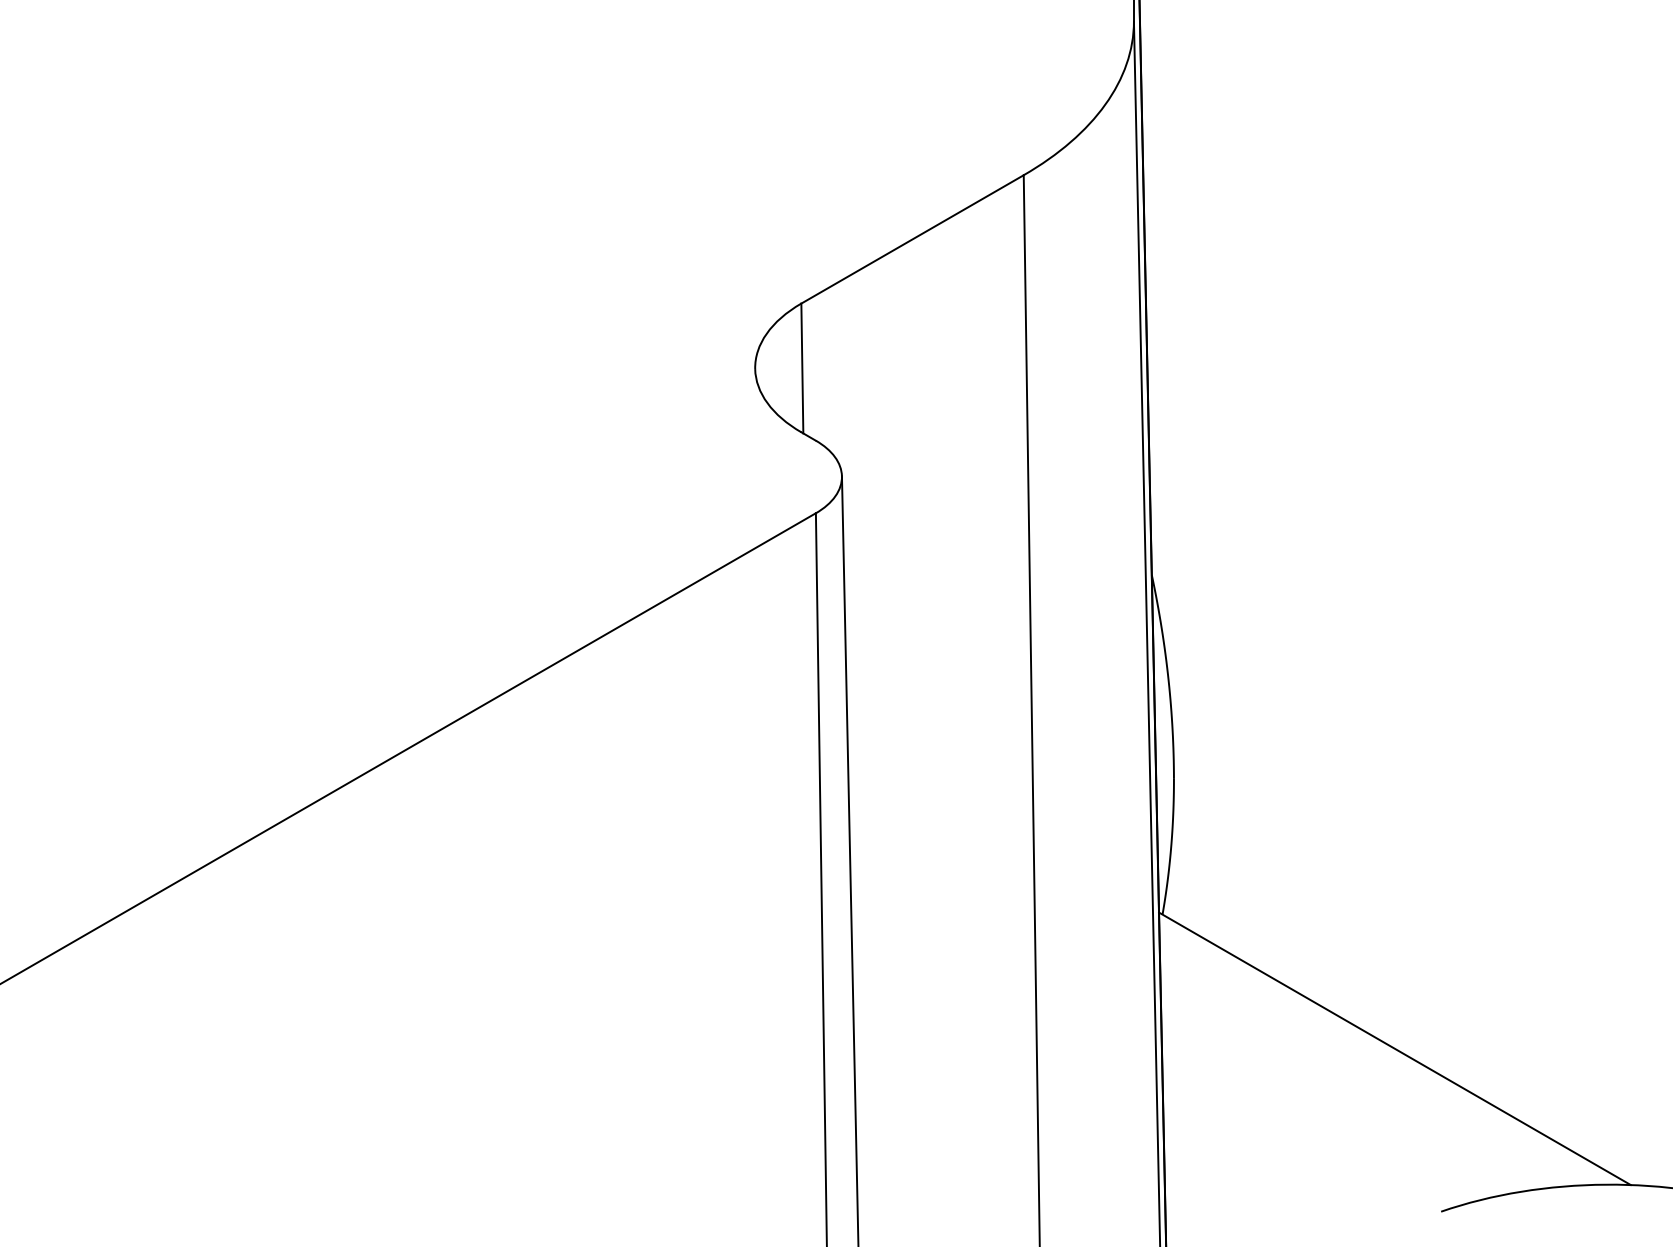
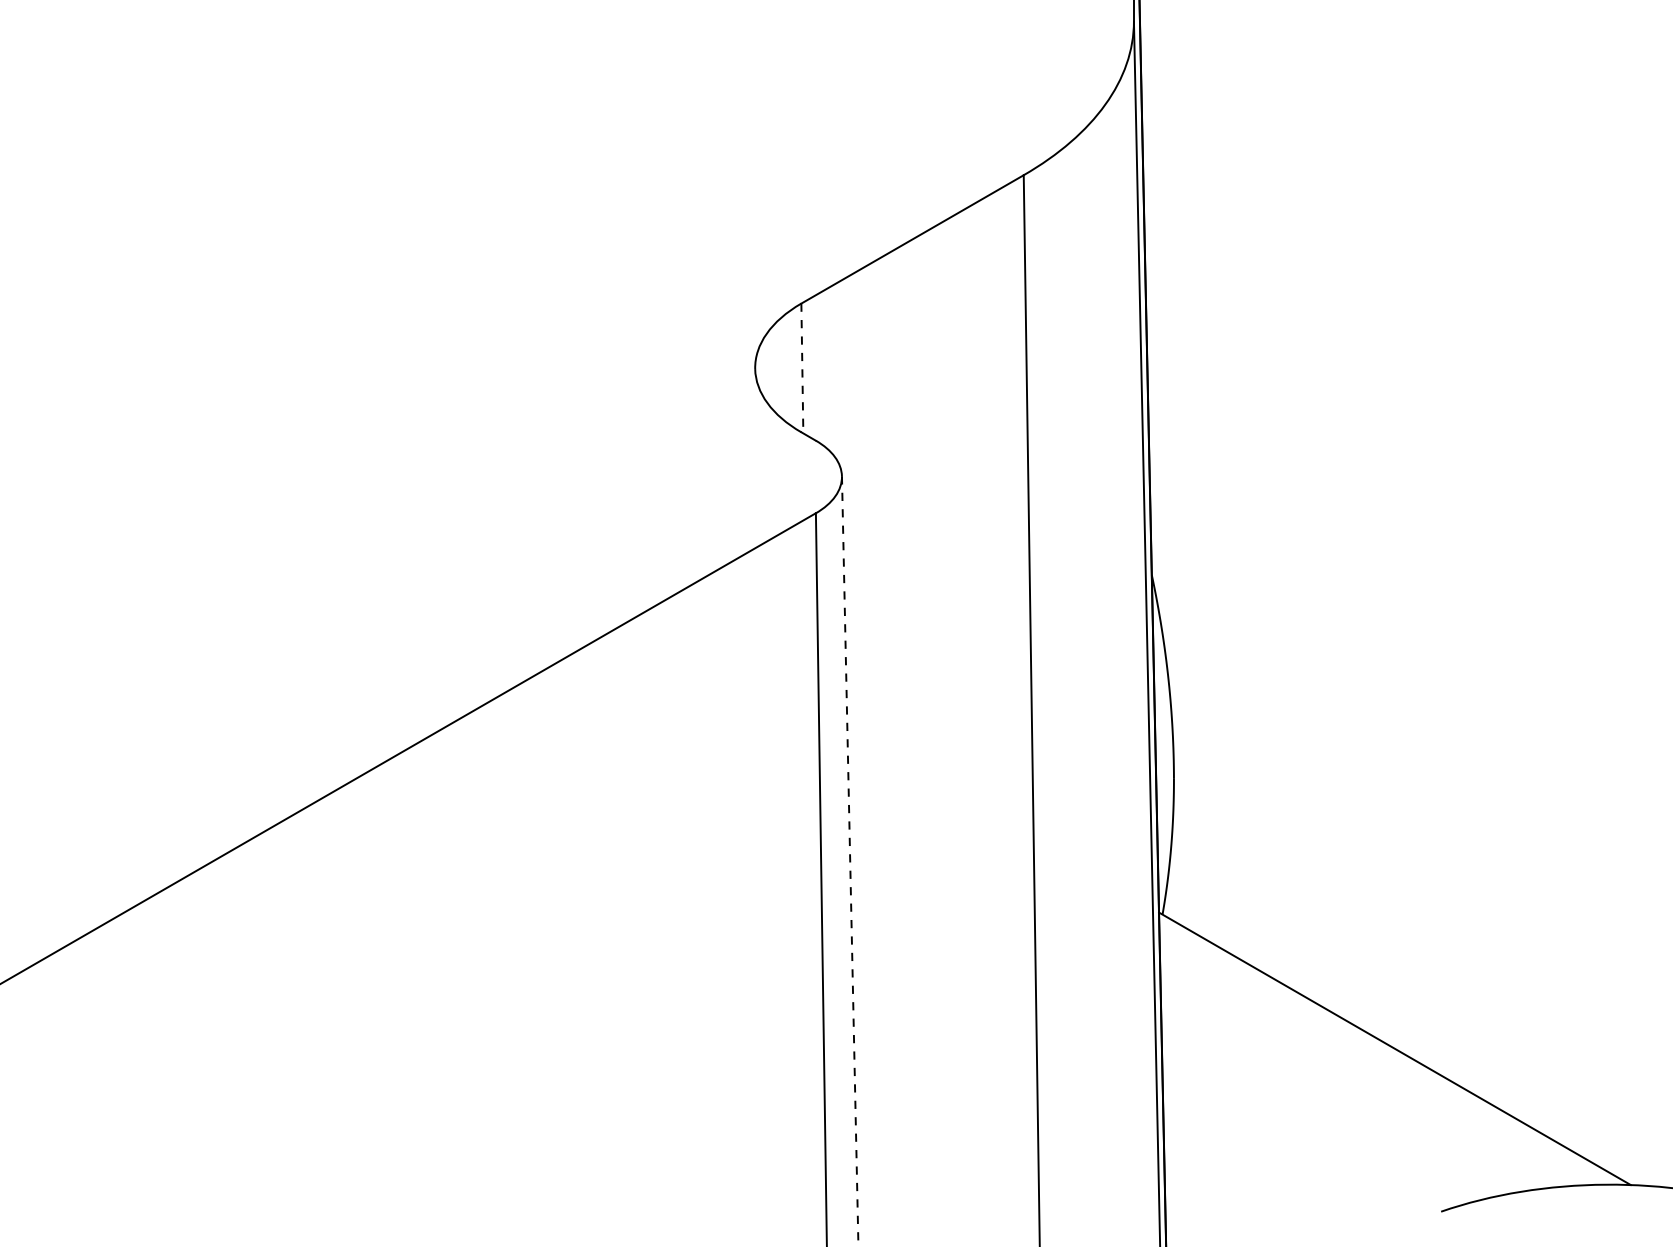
line: solid -> dashed (802, 368)
line: solid -> dashed (850, 862)
